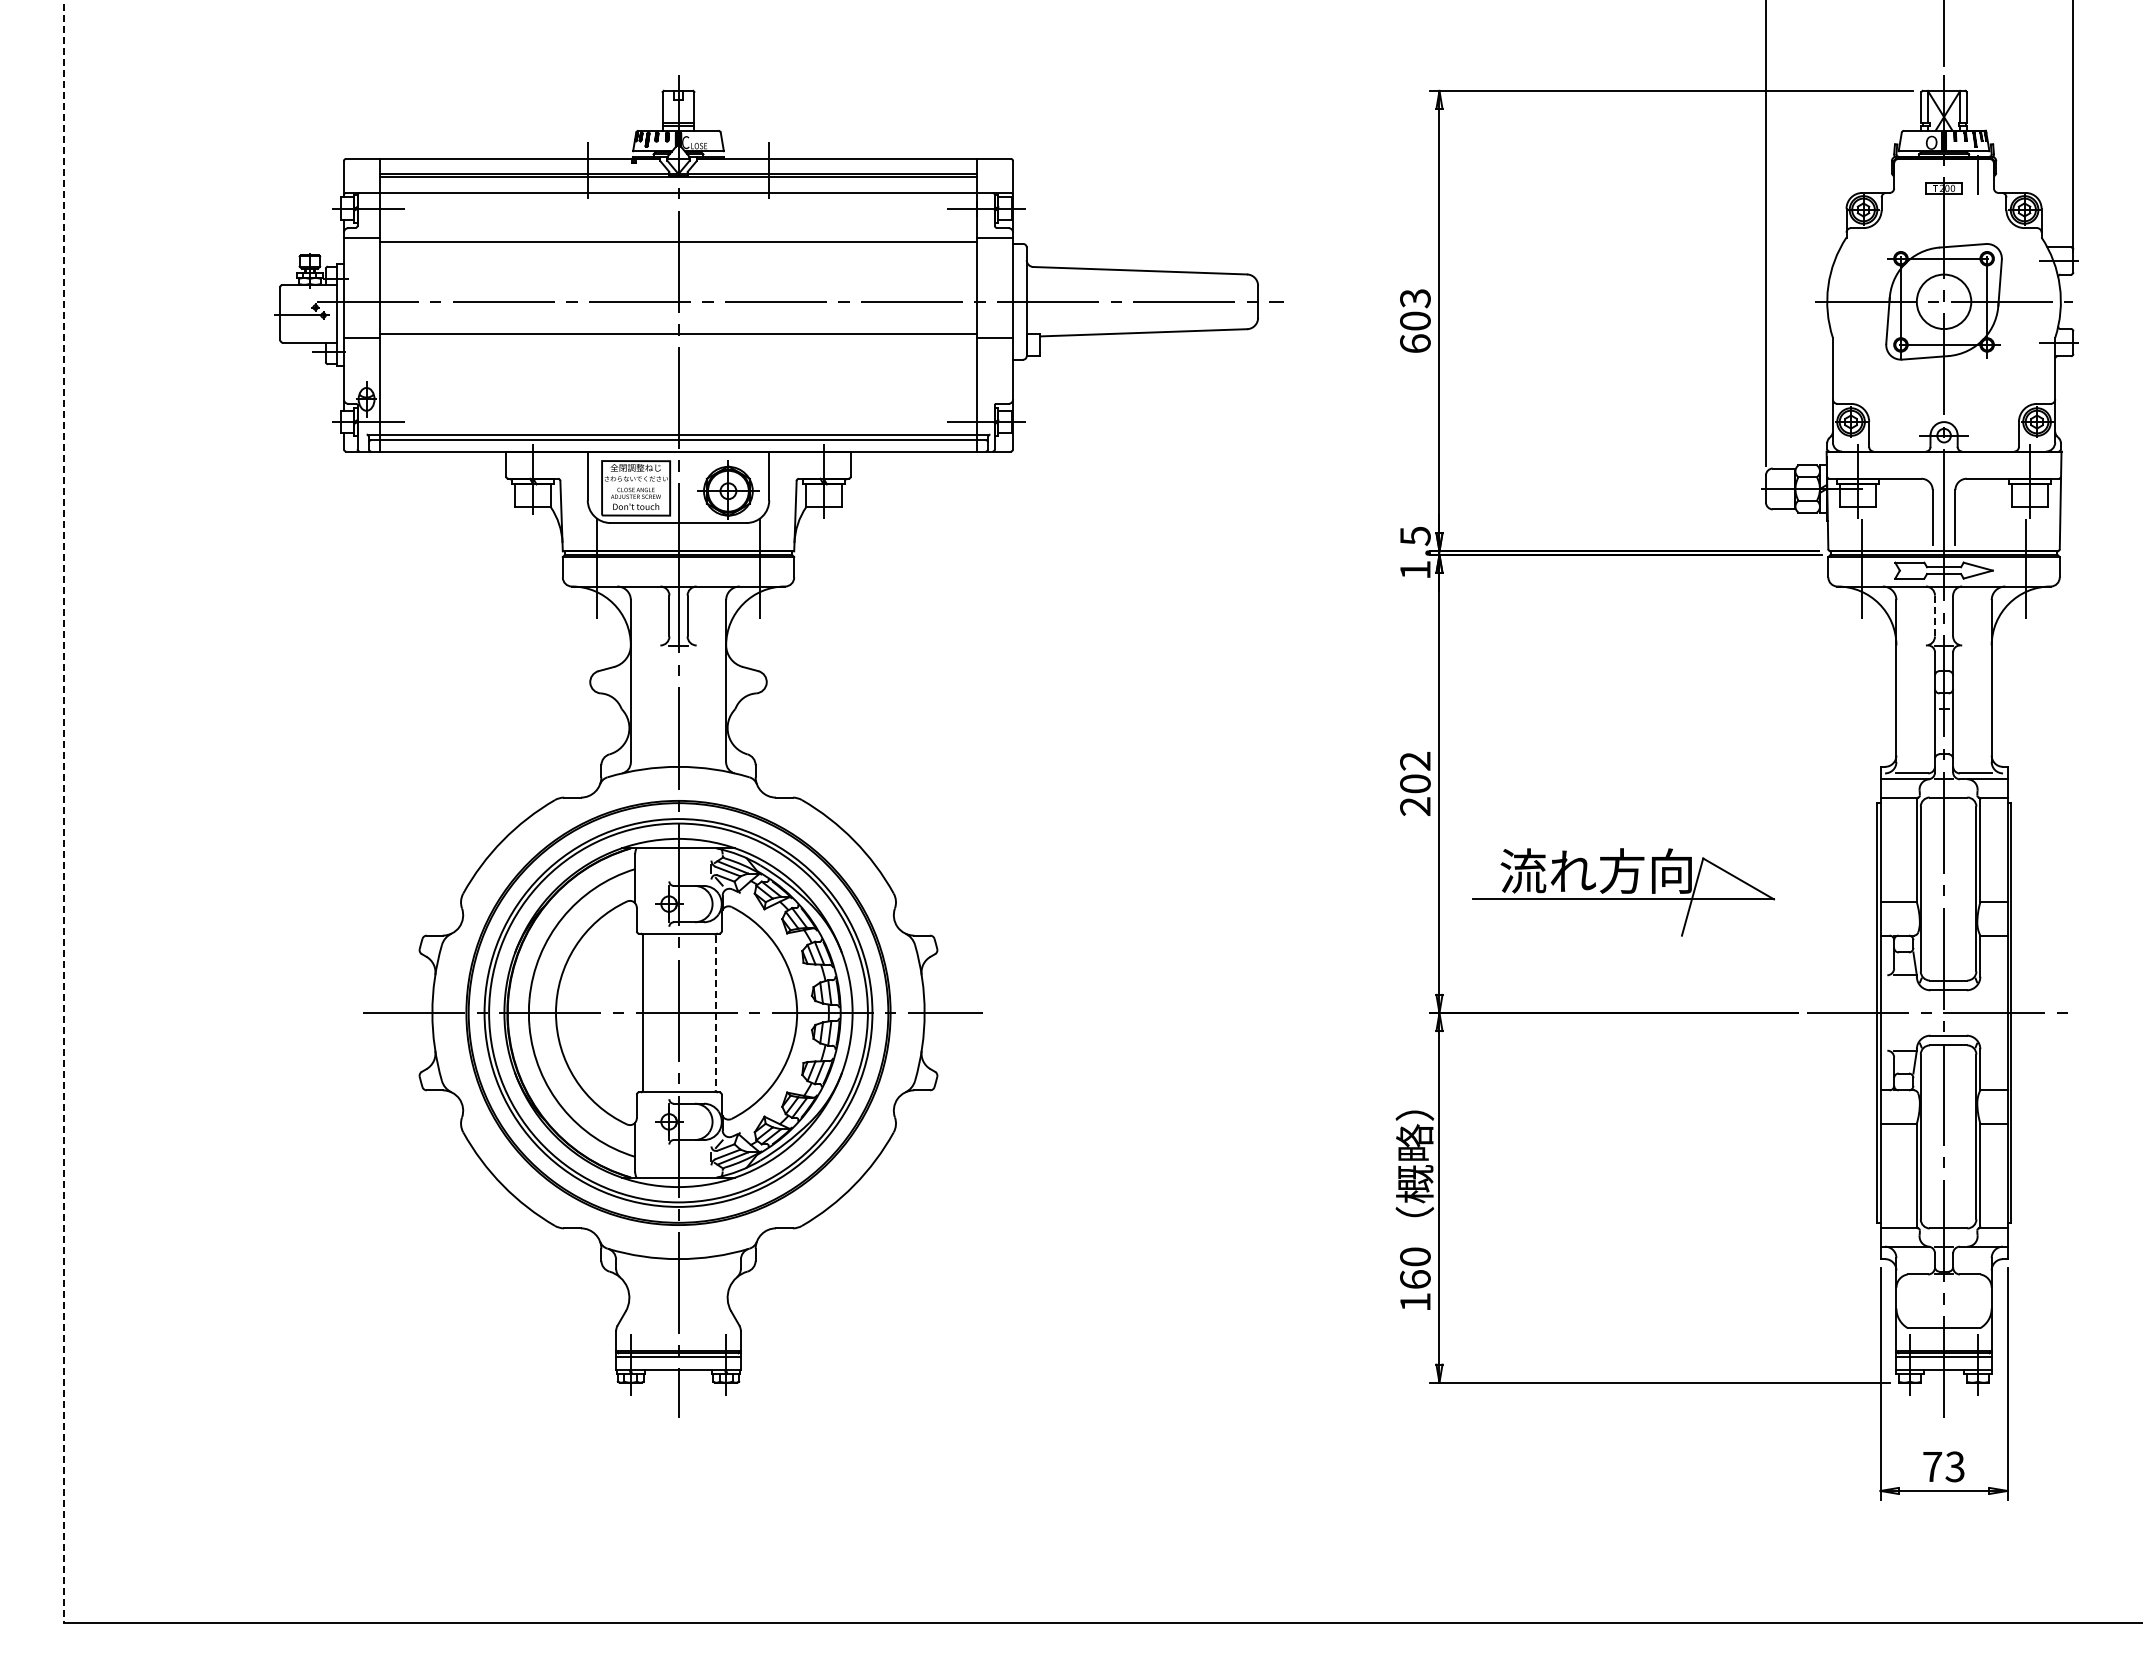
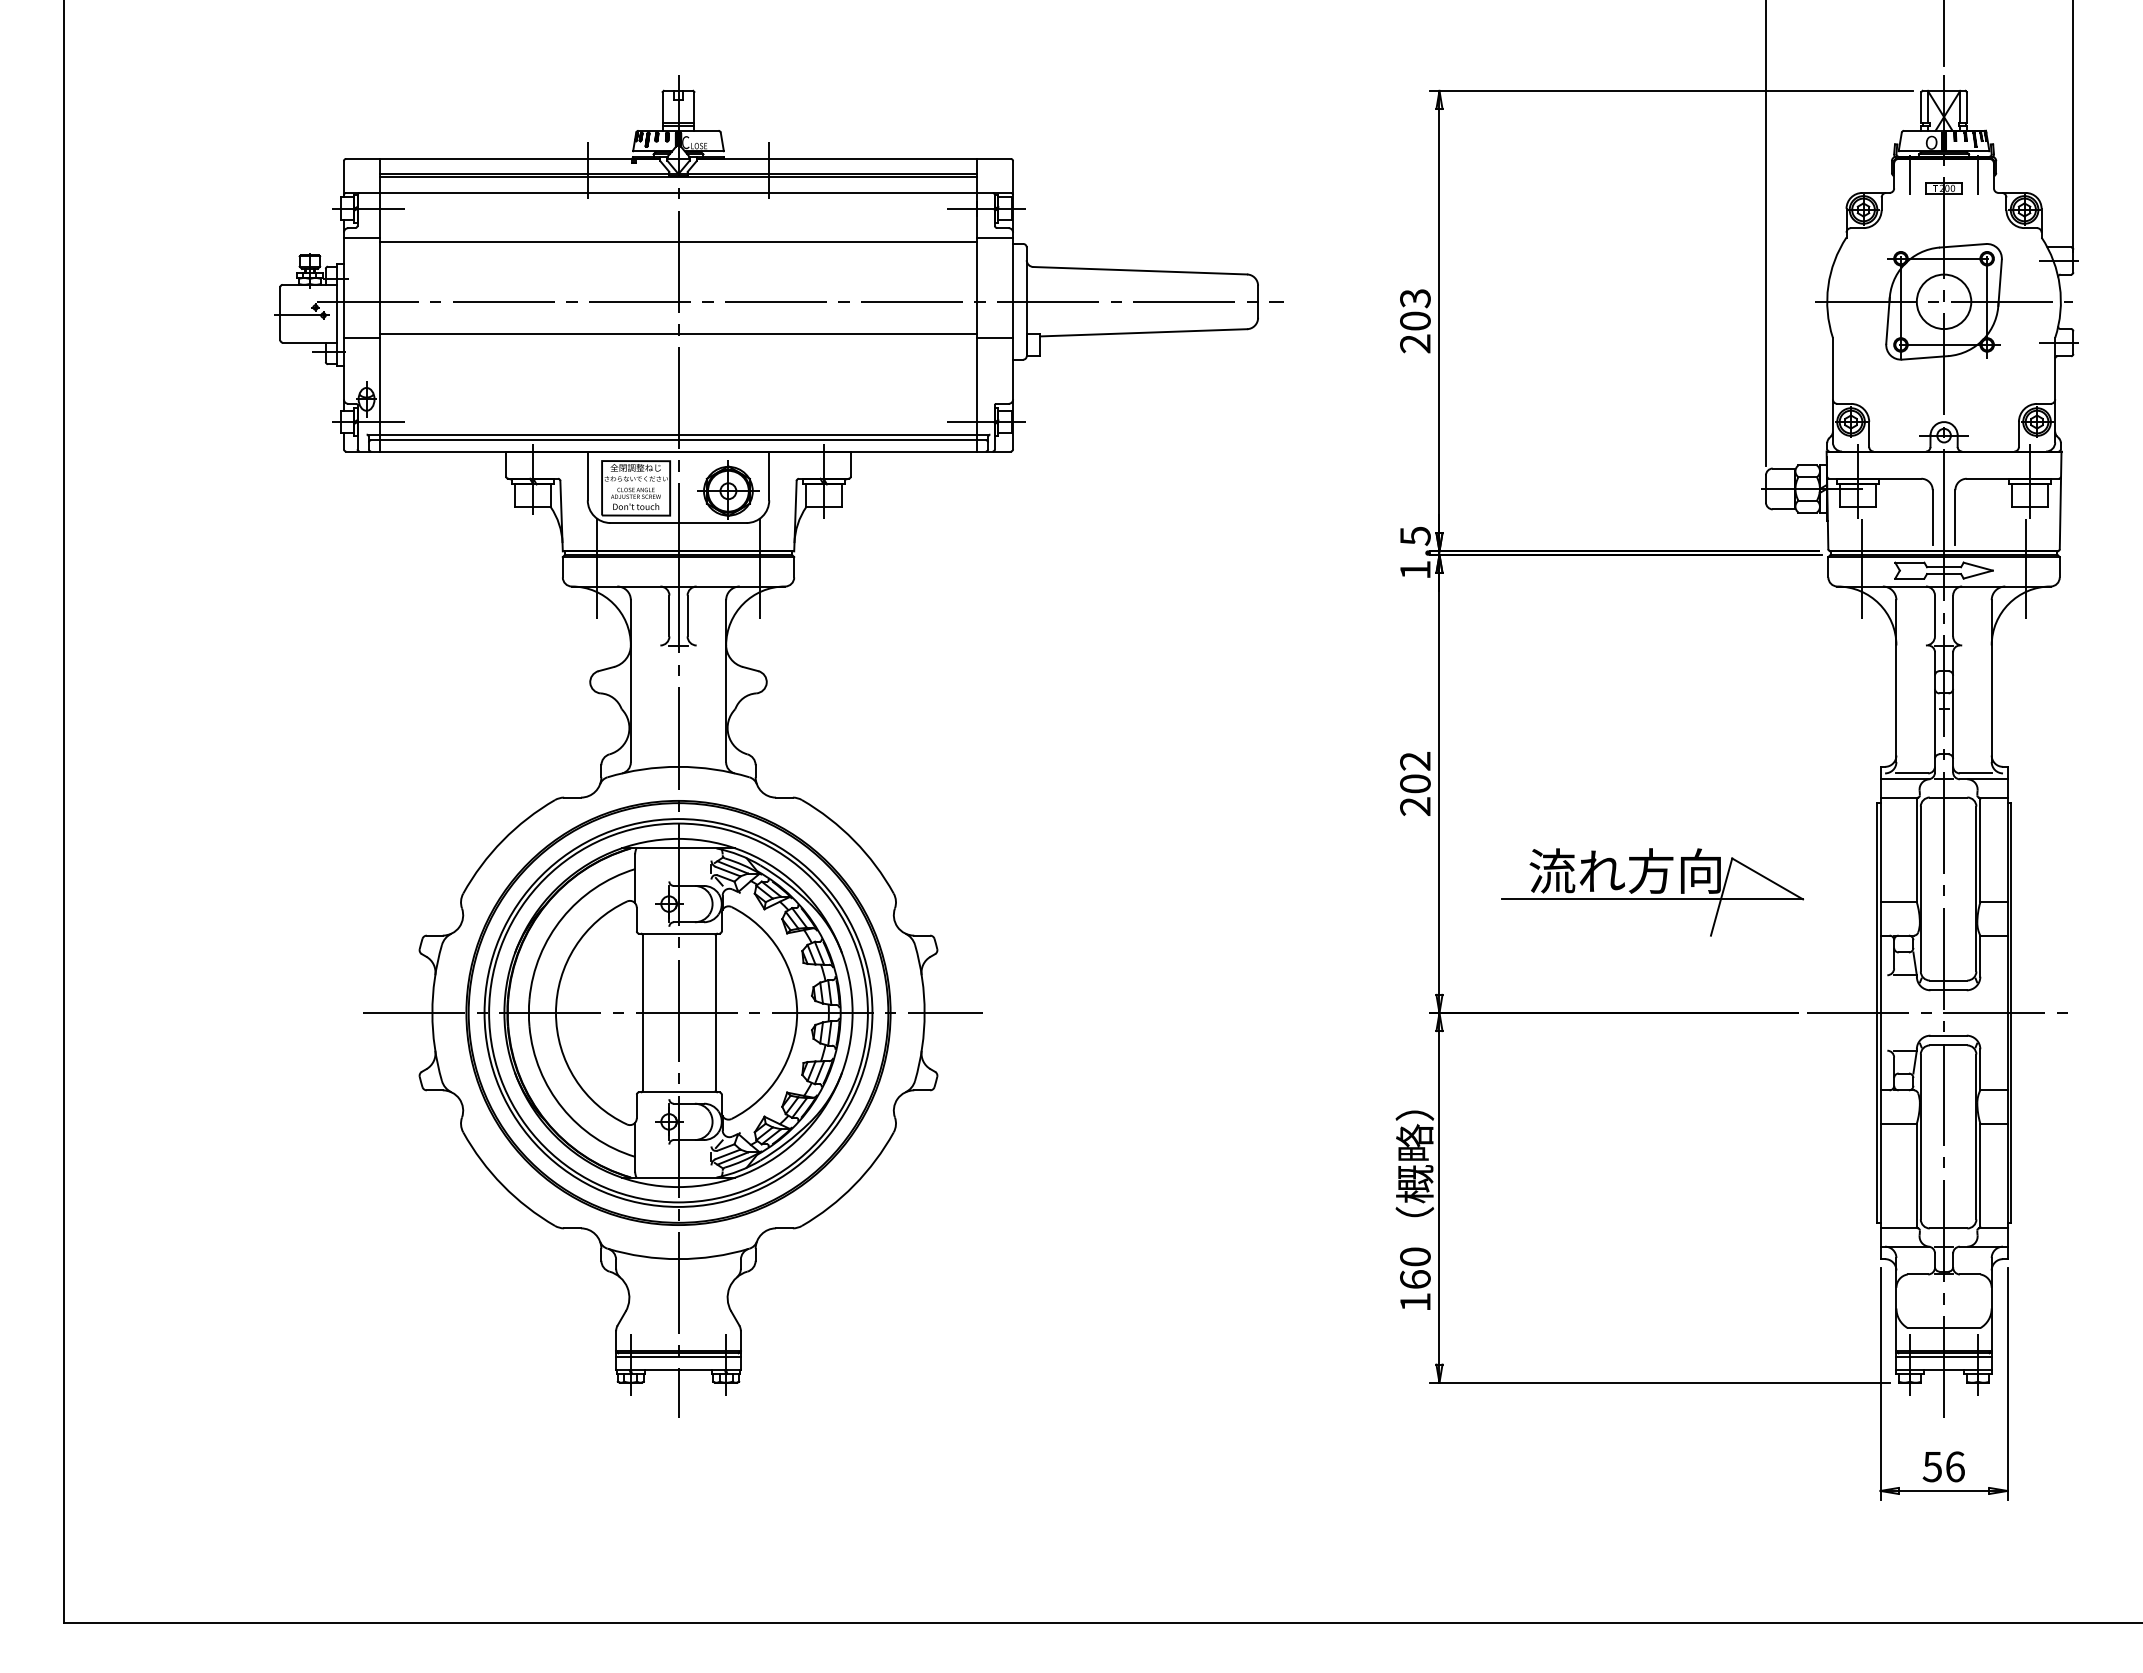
line: none -> present (1910, 174)
text: 603 -> 203 (1415, 343)
line: dashed -> solid (1934, 616)
line: dashed -> solid (64, 812)
part position: (1623, 892) -> (1652, 892) (1652, 892)
line: dashed -> solid (715, 1013)
text: 73 -> 56 (1943, 1466)
